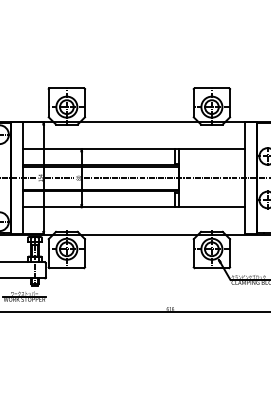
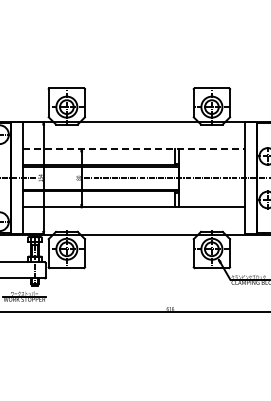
line: solid -> dashed (133, 149)
line: present -> none (59, 178)
